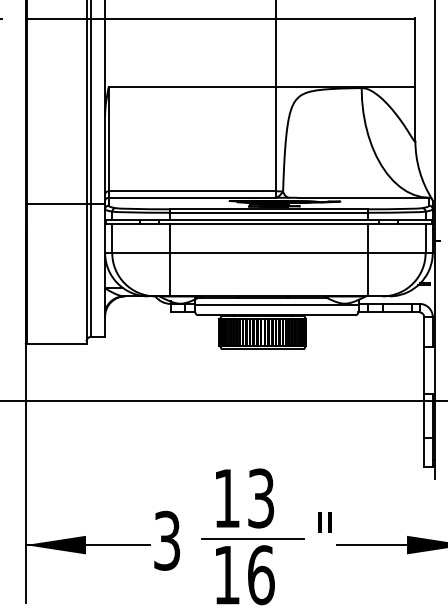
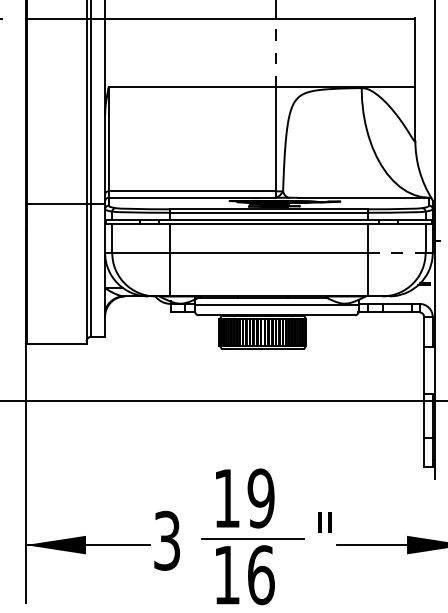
line: solid -> dashed (276, 52)
line: solid -> dashed (396, 252)
text: 13 -> 19 (260, 498)
